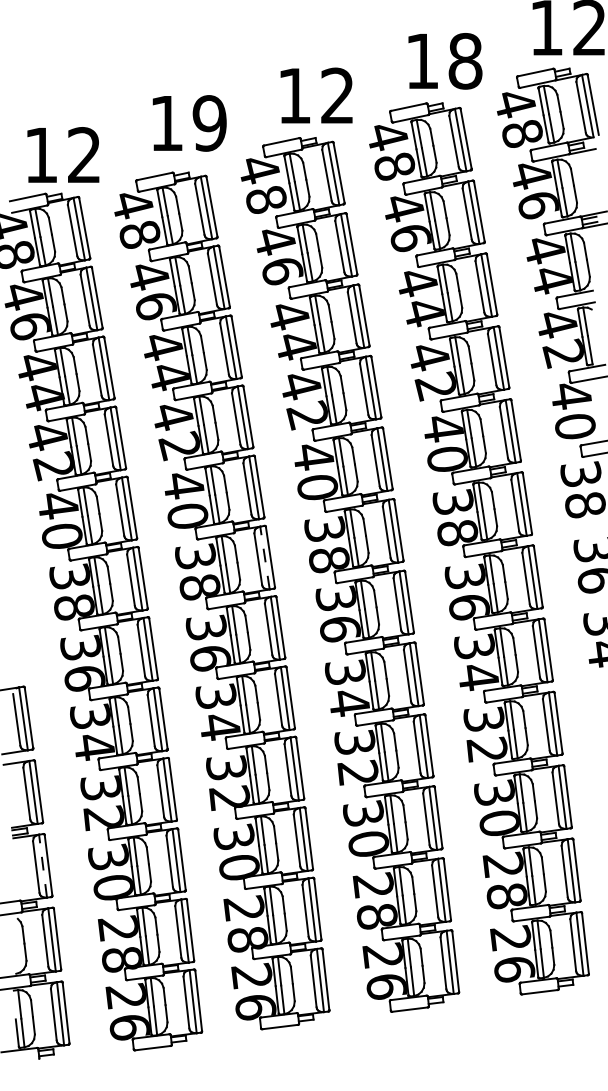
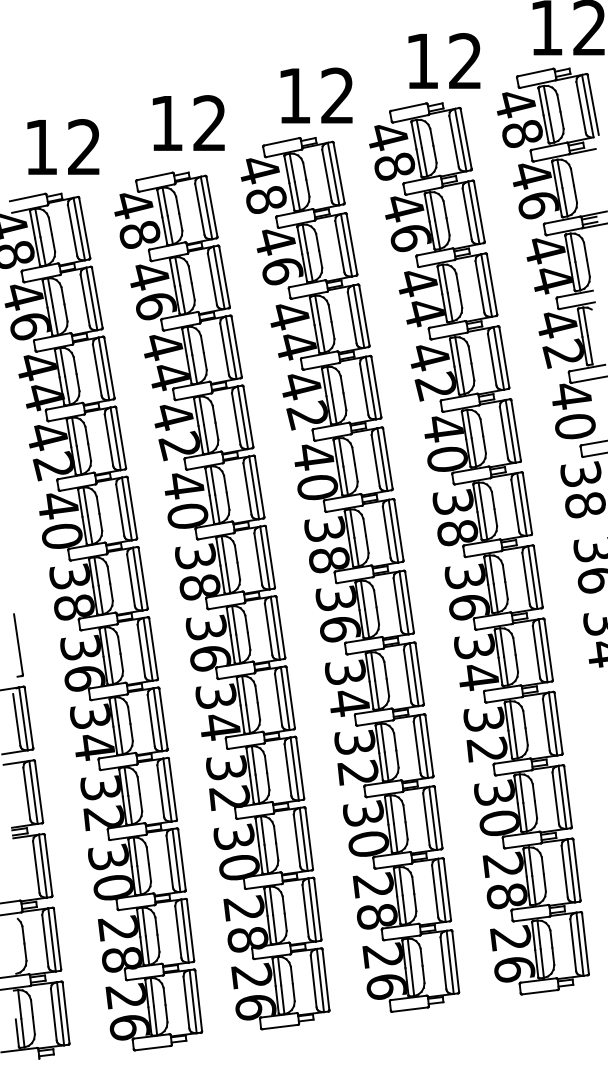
text: 18 -> 12 (465, 61)
text: 19 -> 12 (209, 123)
text position: (63, 154) -> (63, 146) (63, 146)
line: dashed -> solid (264, 558)
part: none -> present (18, 645)
line: dashed -> solid (43, 866)
